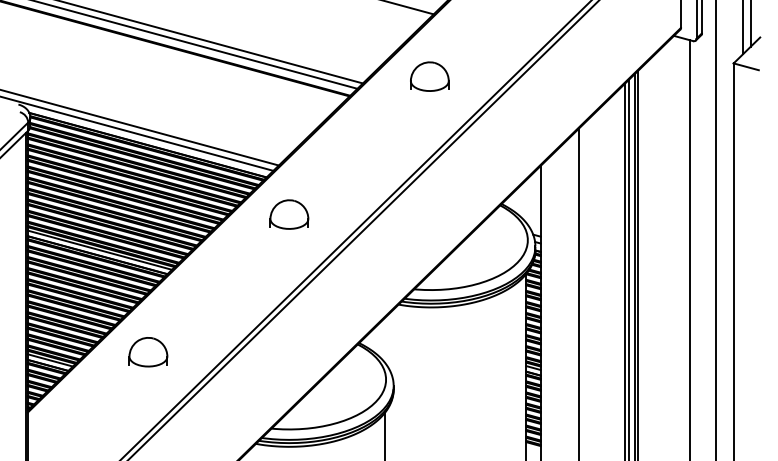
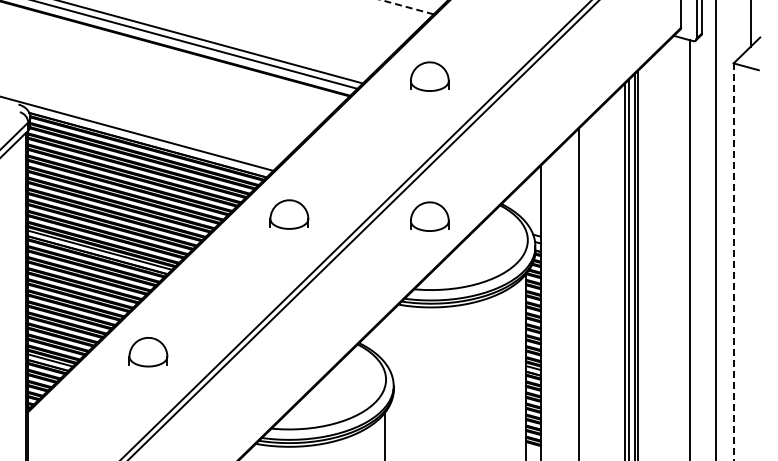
line: solid -> dashed (407, 7)
line: present -> none (743, 27)
line: present -> none (140, 127)
part: none -> present (429, 216)
line: solid -> dashed (733, 262)
